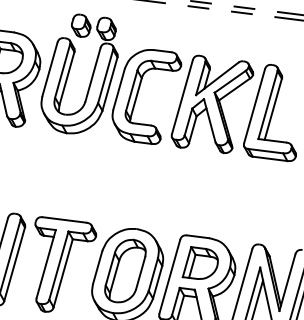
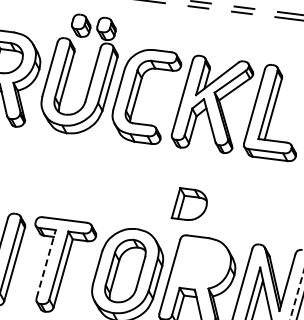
part position: (199, 262) -> (188, 203) (188, 203)
line: solid -> dashed (46, 263)
line: solid -> dashed (297, 295)
